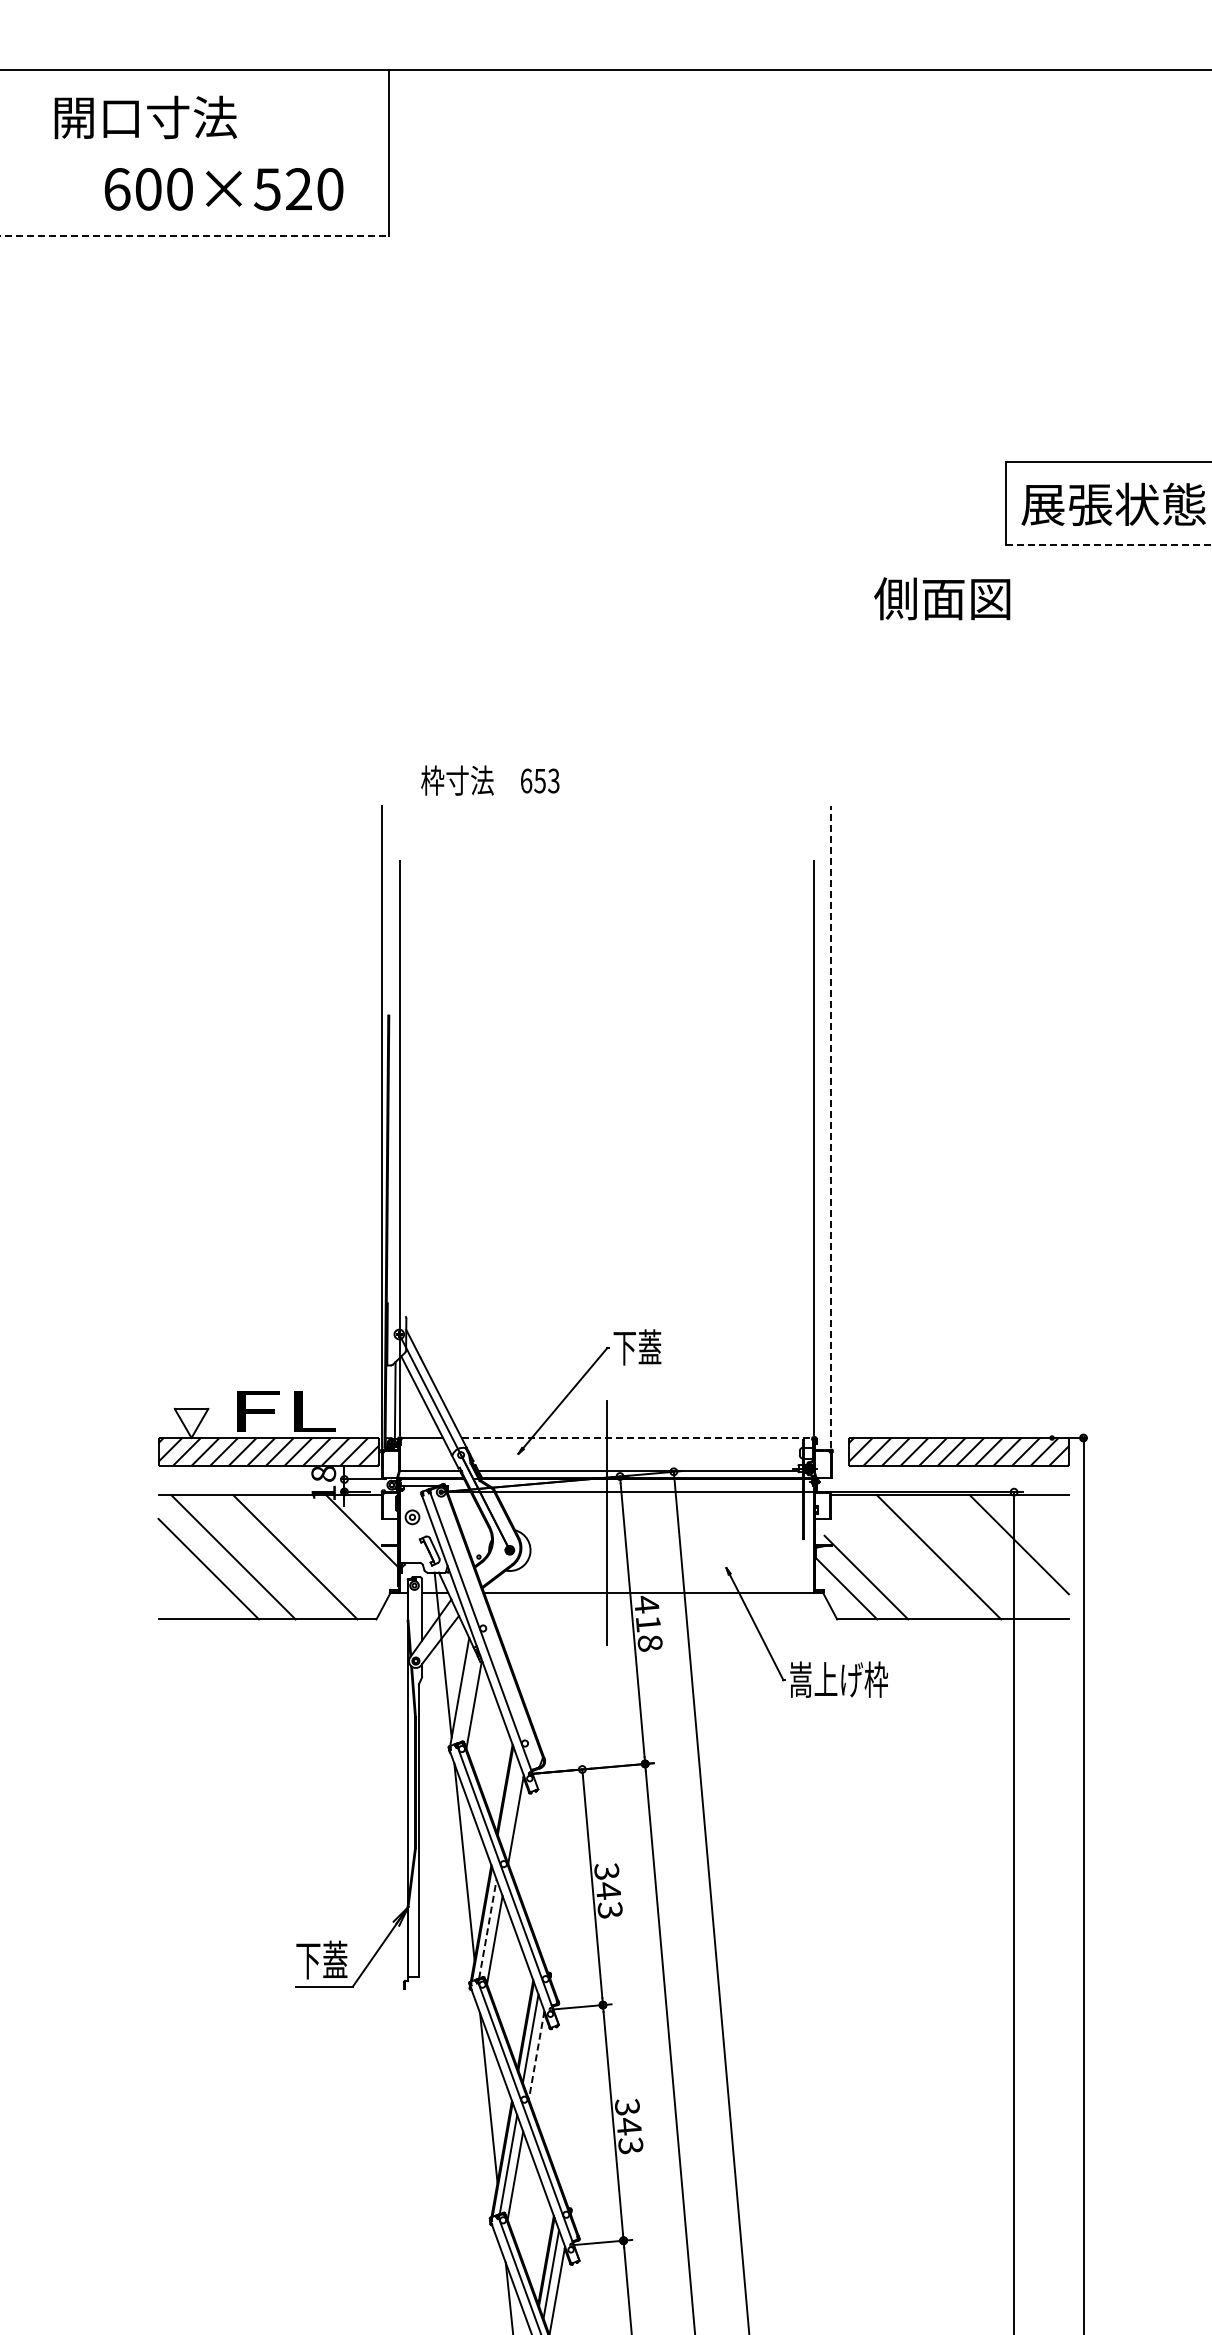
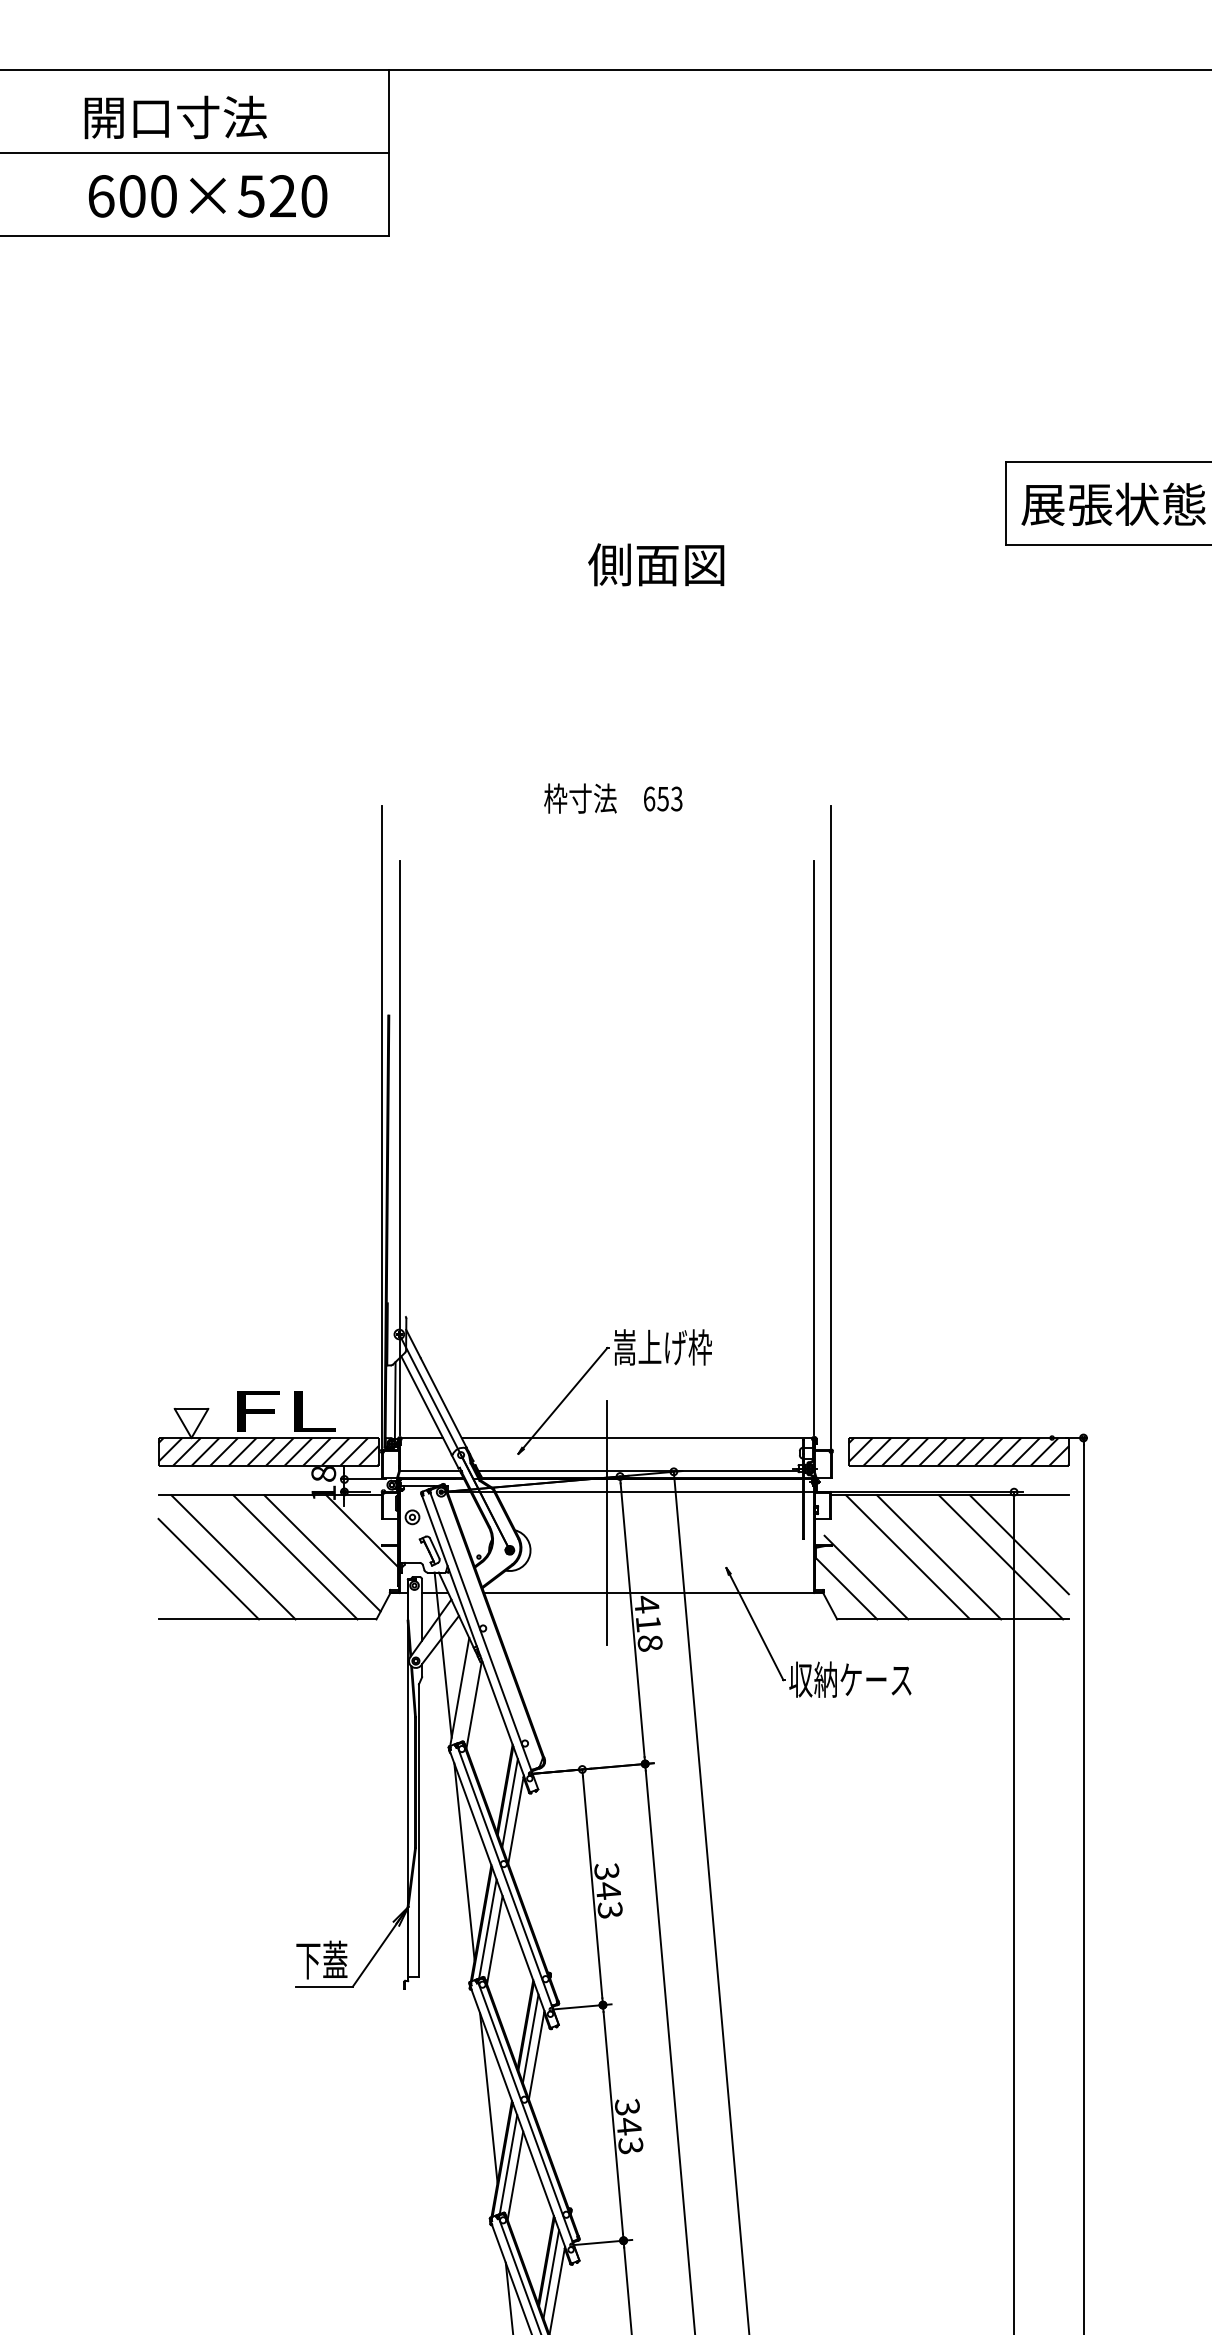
text position: (145, 117) -> (175, 117) (175, 117)
line: none -> present (195, 152)
text position: (224, 189) -> (208, 196) (208, 196)
line: dashed -> solid (195, 235)
line: dashed -> solid (1109, 545)
text position: (942, 598) -> (656, 564) (656, 564)
text position: (490, 780) -> (613, 798) (613, 798)
line: dashed -> solid (831, 1126)
text: 下蓋 -> 嵩上げ枠 (662, 1347)
line: dashed -> solid (637, 1438)
line: none -> present (322, 1553)
line: none -> present (907, 1556)
line: none -> present (1000, 1557)
text: 嵩上げ枠 -> 収納ケース (850, 1679)
line: none -> present (509, 1803)
line: dashed -> solid (487, 1928)
line: dashed -> solid (536, 2055)
